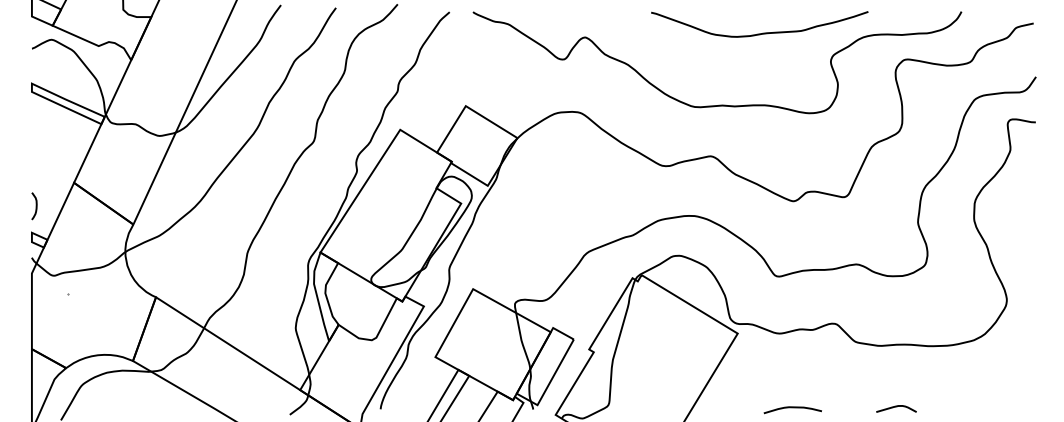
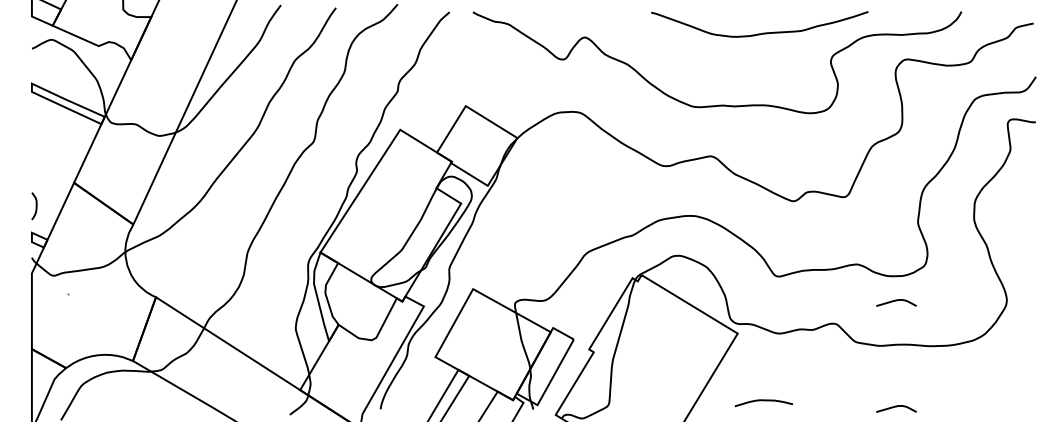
curve: none -> present (896, 301)
curve position: (792, 408) -> (763, 401) (763, 401)
